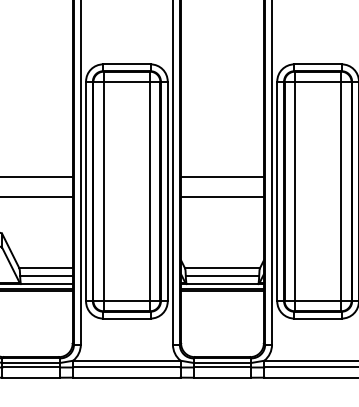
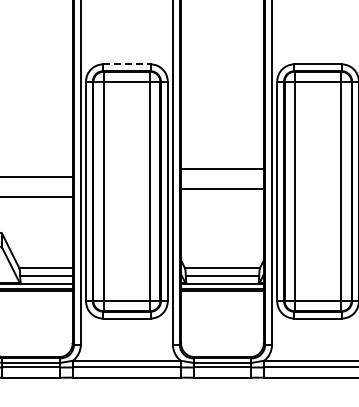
line: solid -> dashed (126, 64)
line position: (222, 176) -> (222, 168) (222, 168)
line position: (222, 197) -> (222, 189) (222, 189)
